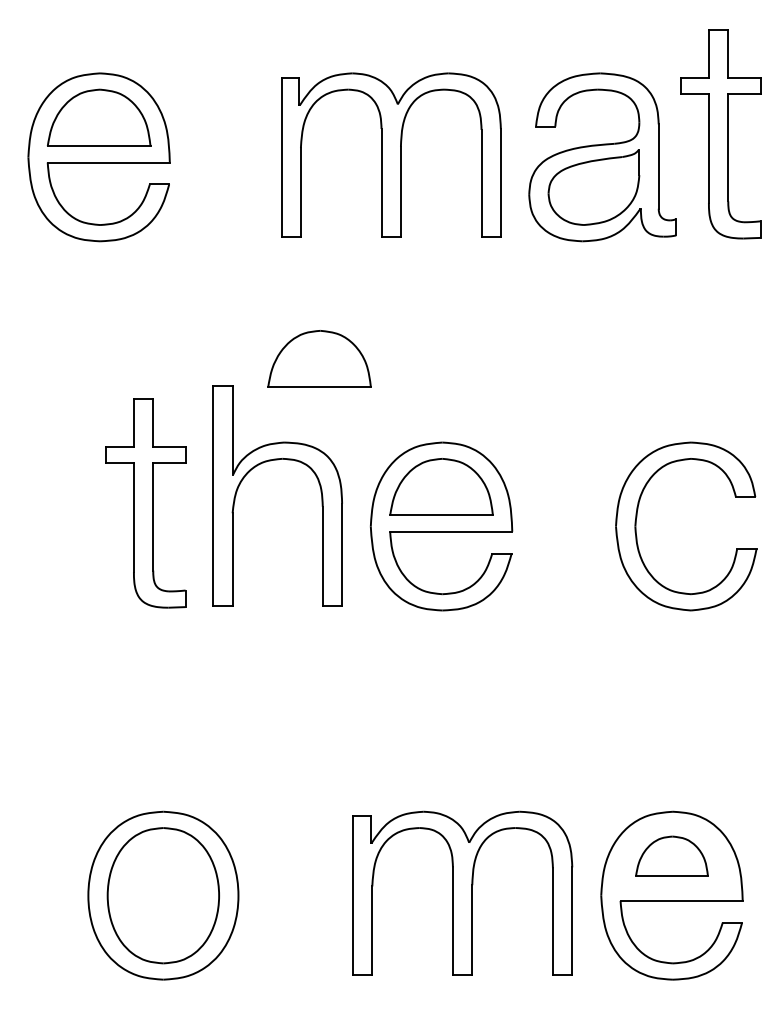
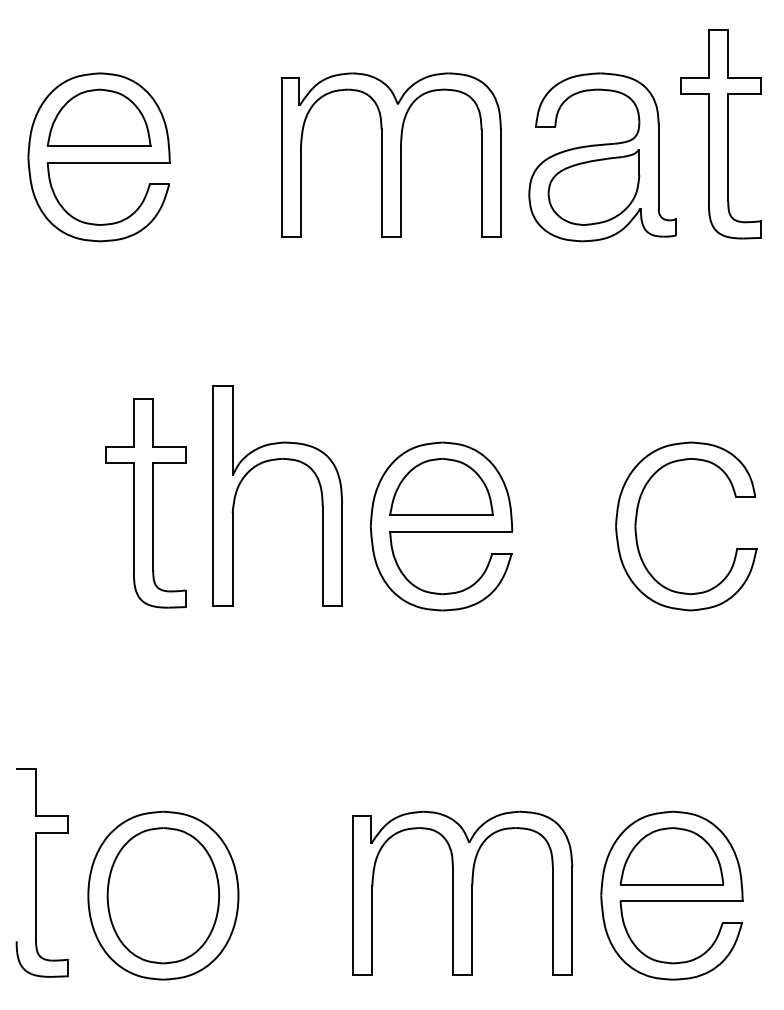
part: present -> none (319, 358)
part size: 74x42 px -> 106x59 px (671, 856)
part: none -> present (41, 872)
